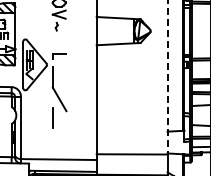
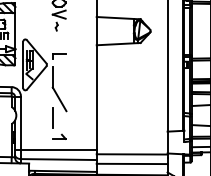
line: dashed -> solid (167, 79)
part: none -> present (59, 136)
line: none -> present (55, 150)
line: none -> present (131, 163)
